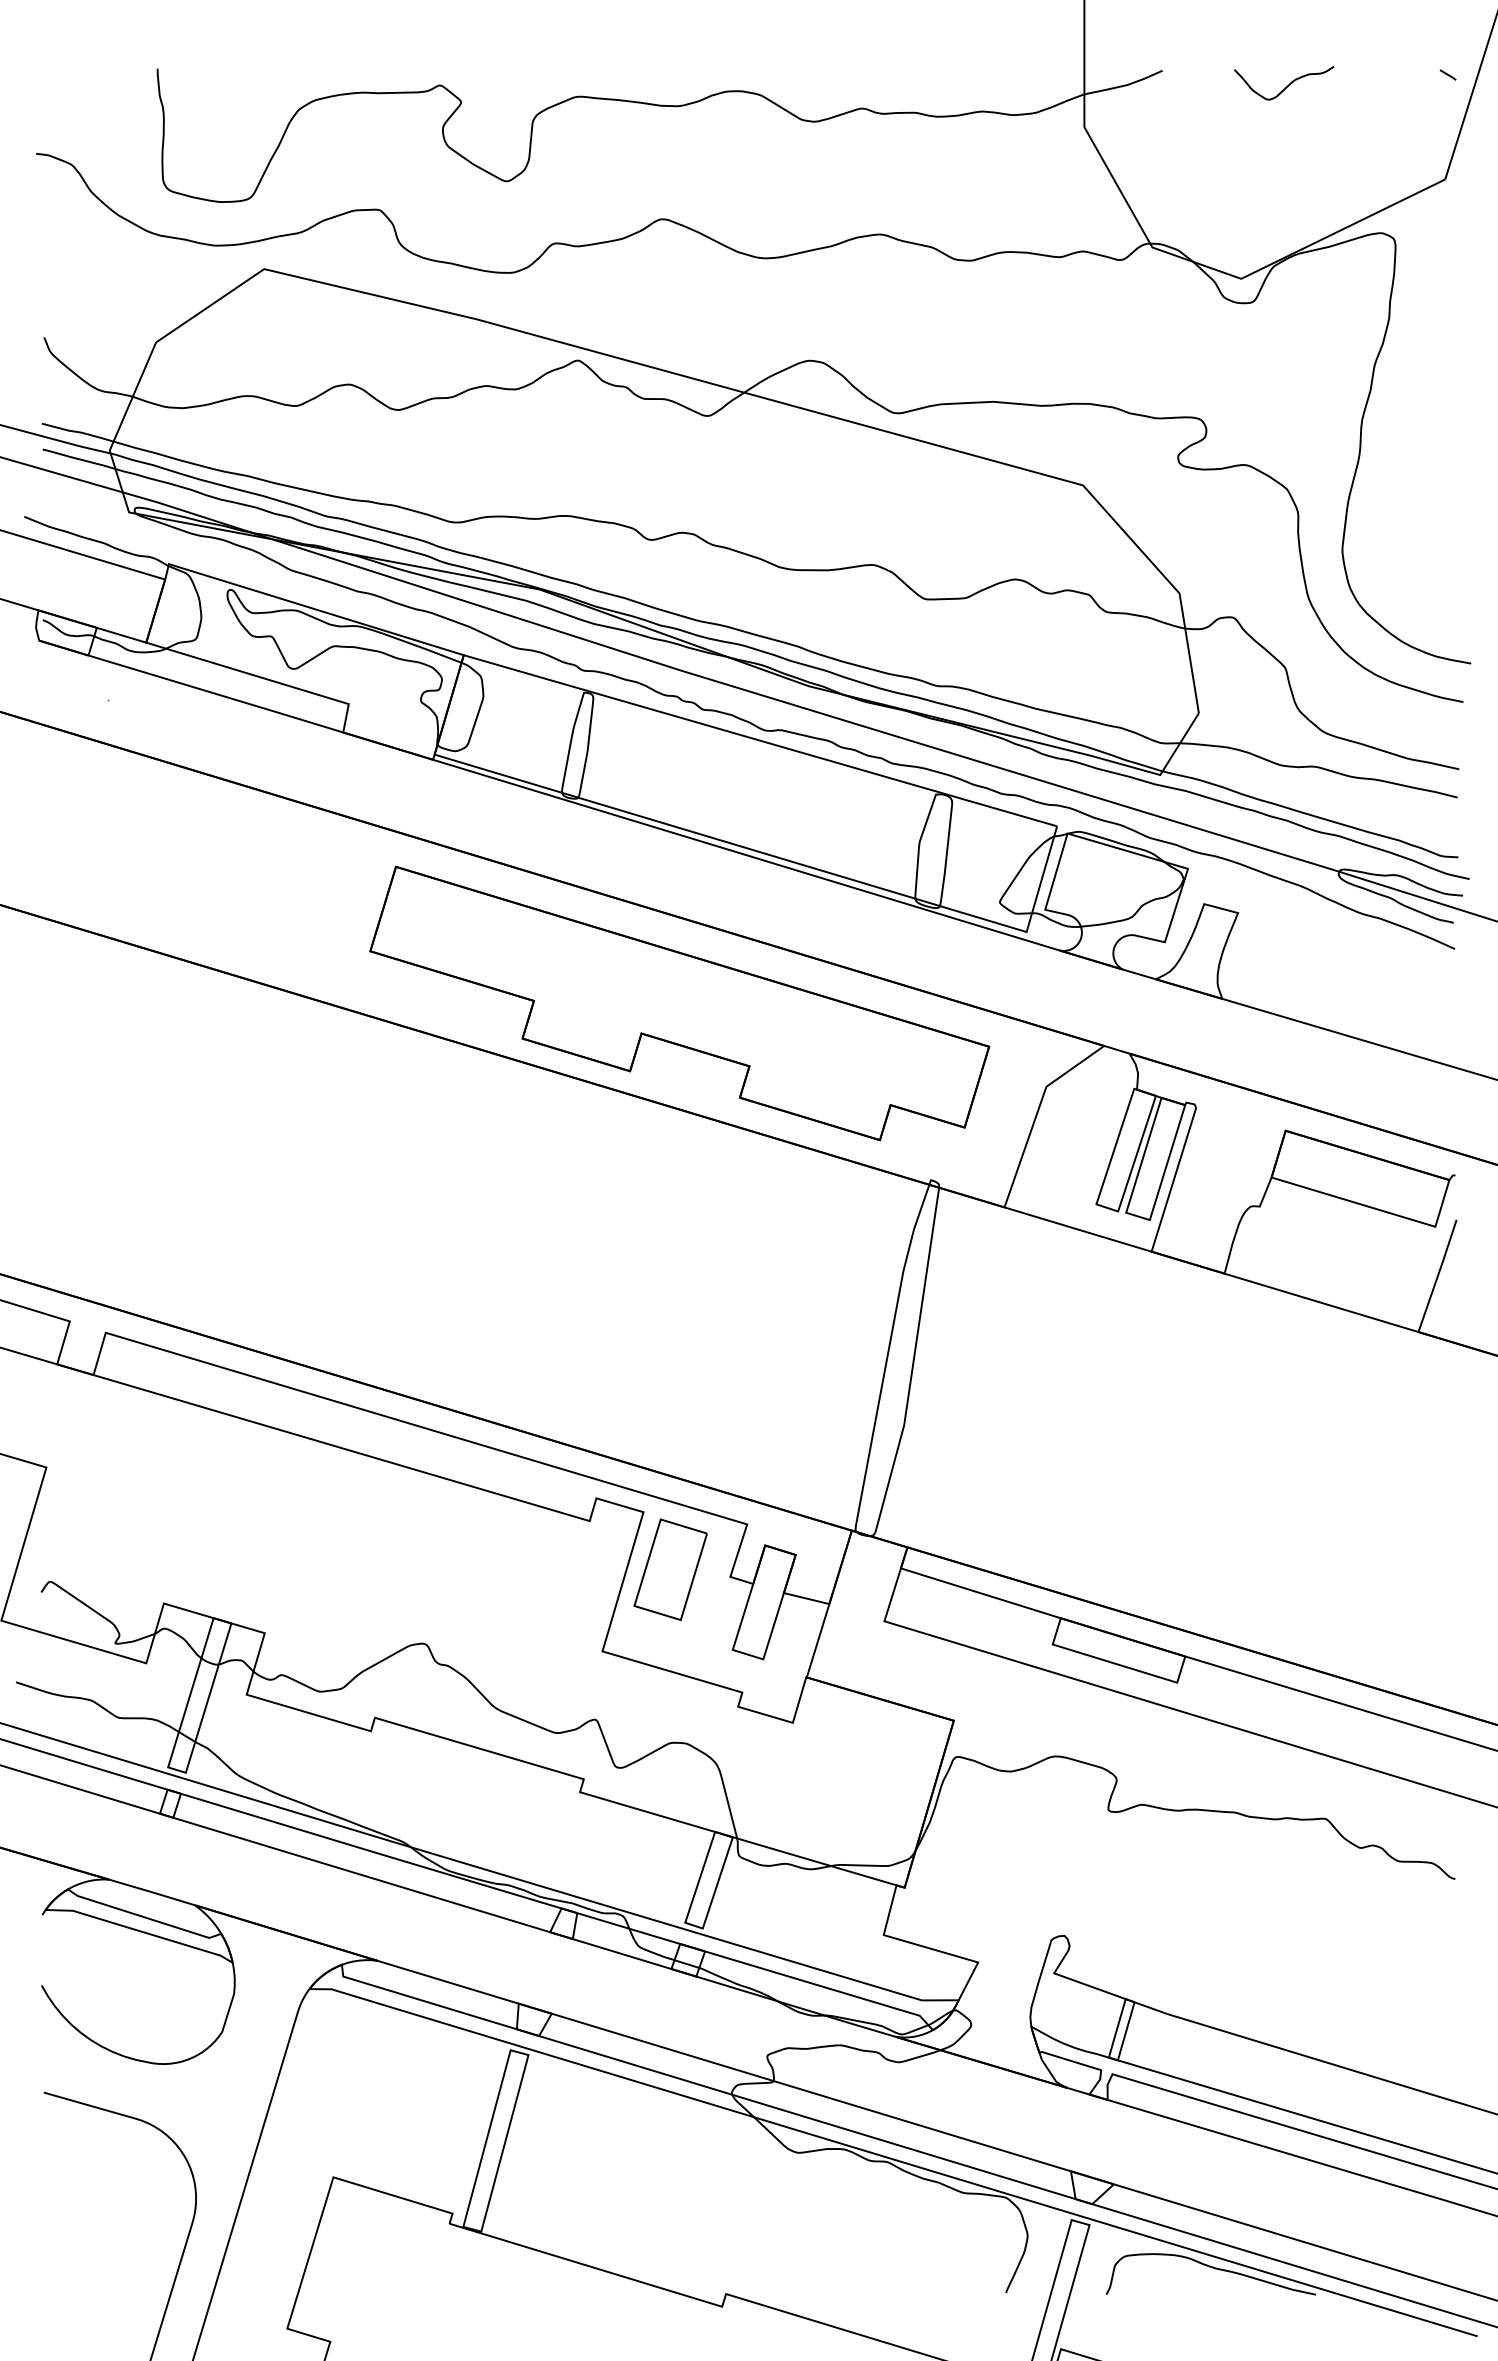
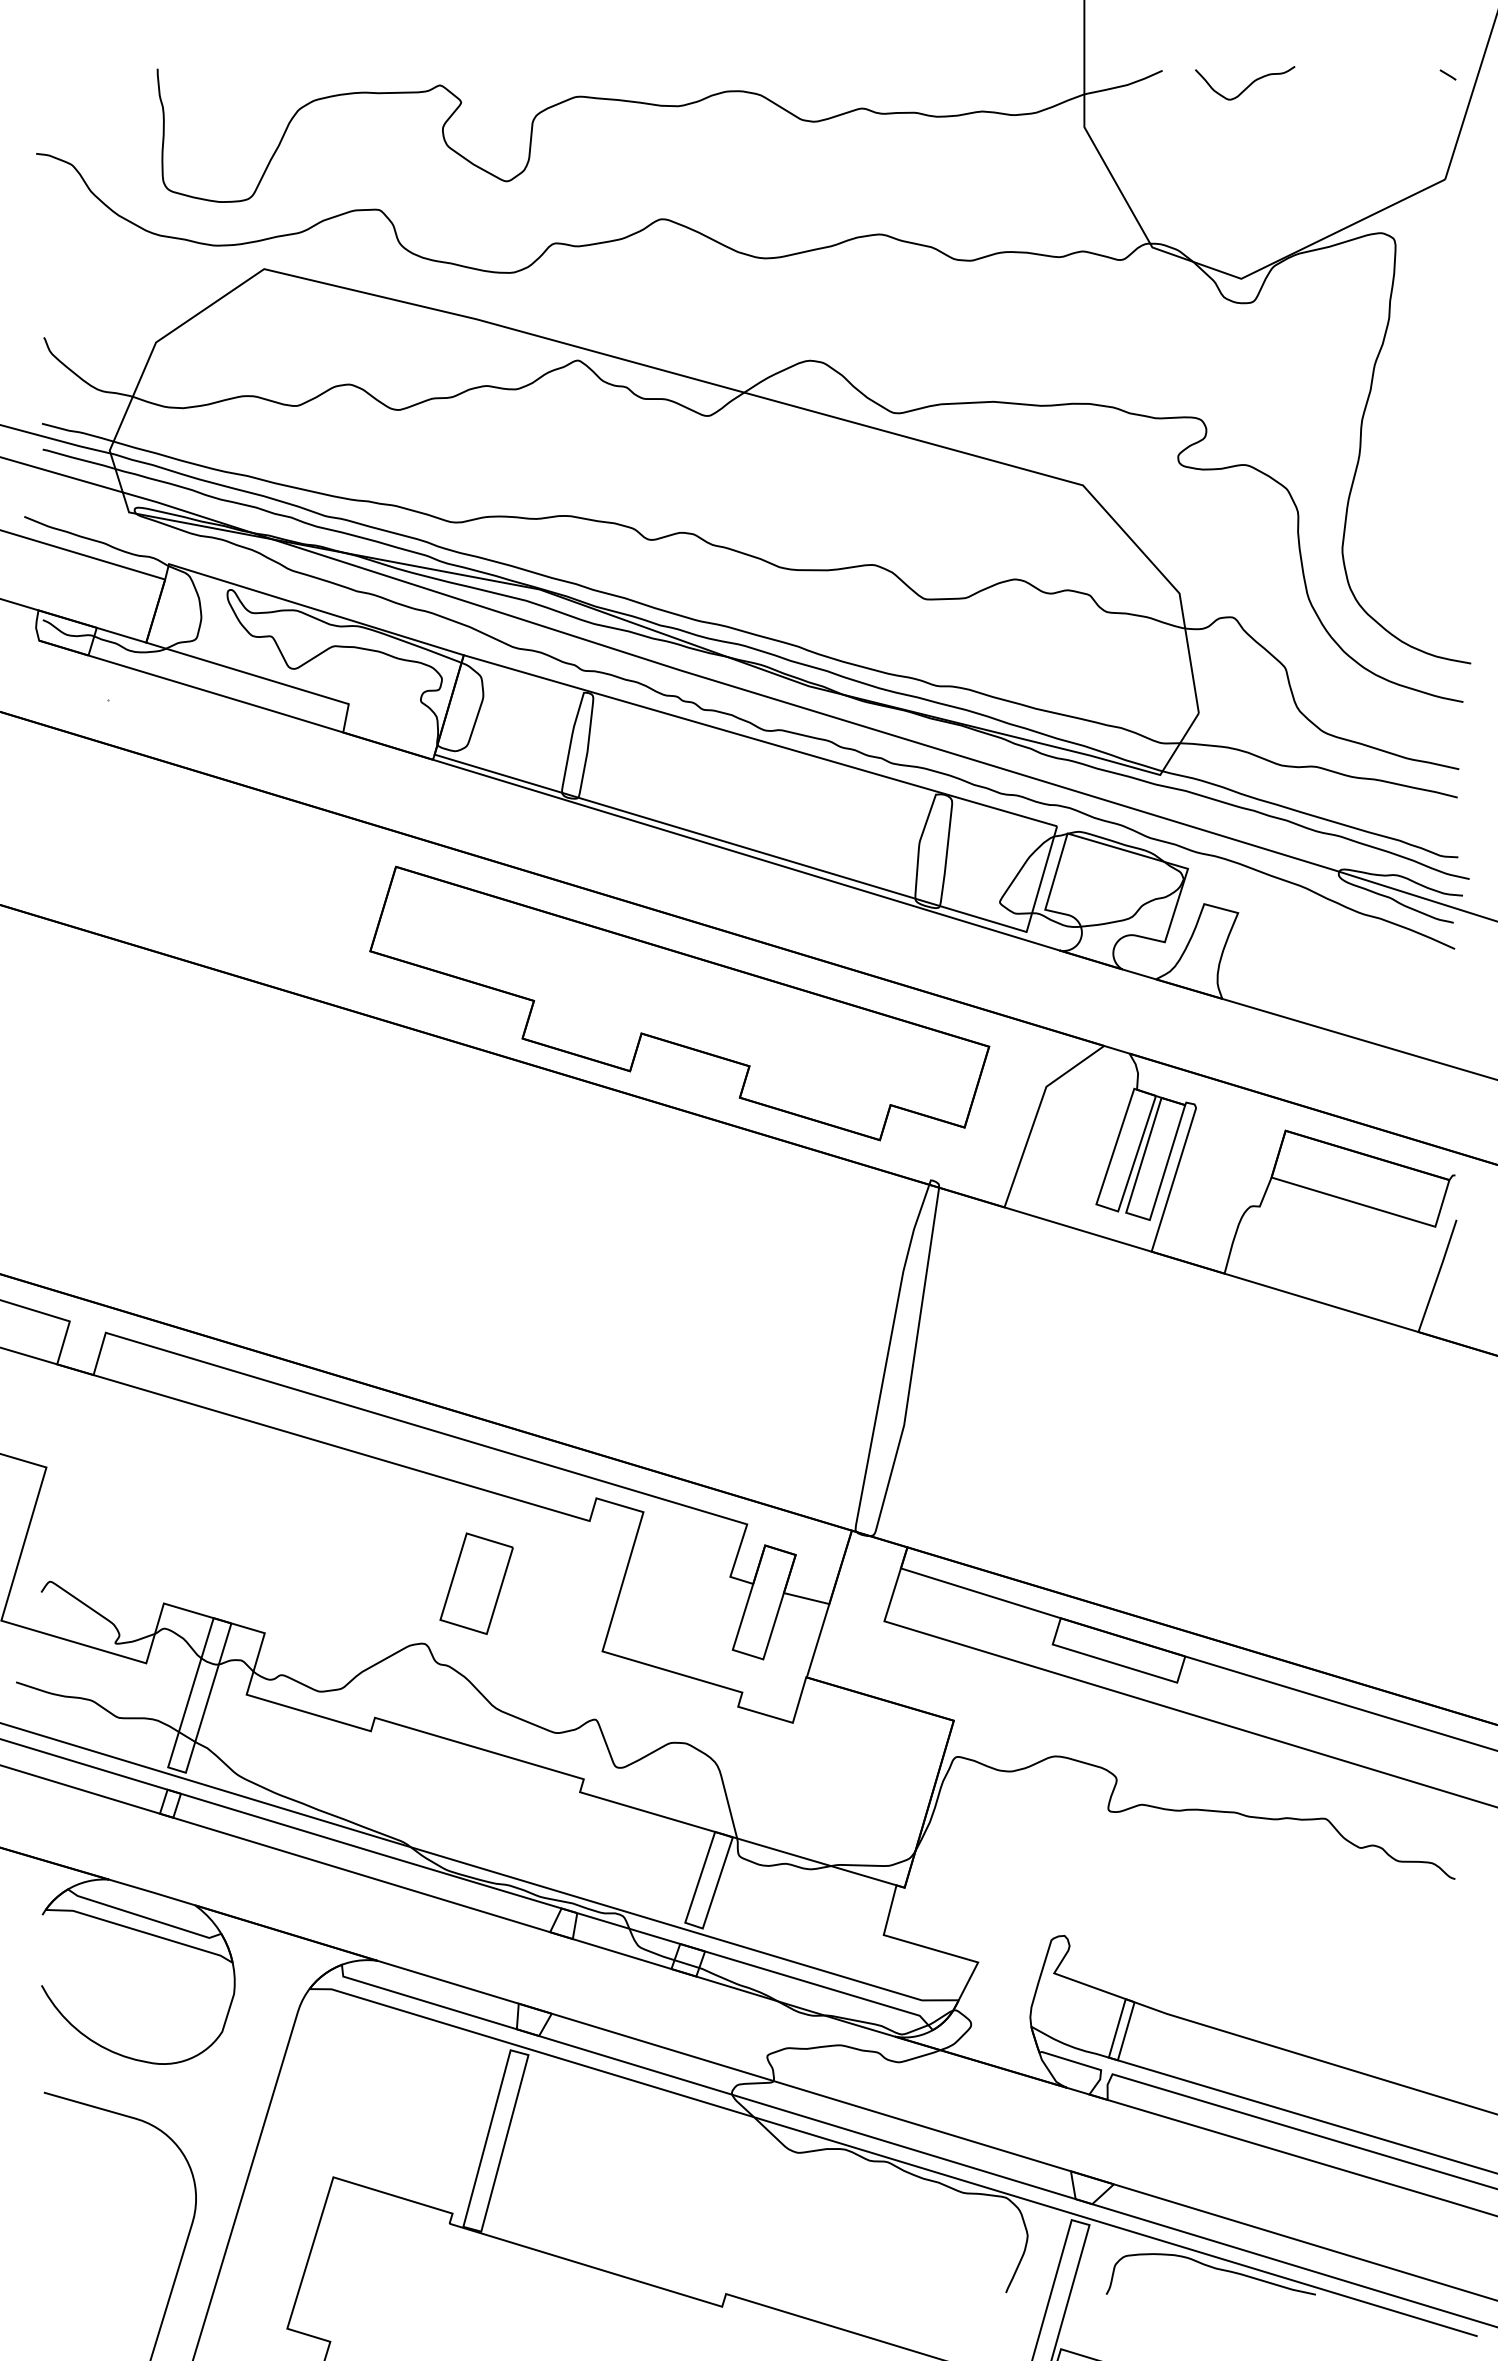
curve position: (1287, 85) -> (1248, 85) (1248, 85)
part position: (670, 1569) -> (476, 1583) (476, 1583)
